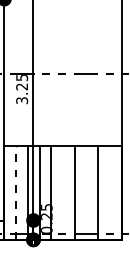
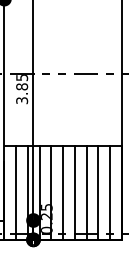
text: 3.25 -> 3.85 (22, 86)
line: dashed -> solid (16, 192)
line: none -> present (63, 192)
line: none -> present (86, 192)
line: none -> present (110, 192)
